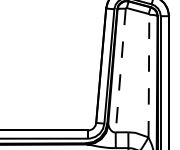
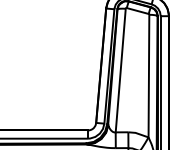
line: dashed -> solid (120, 70)
line: dashed -> solid (148, 75)
